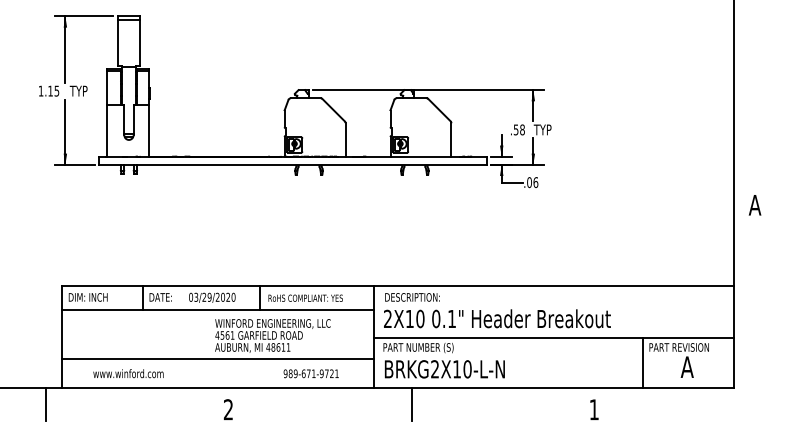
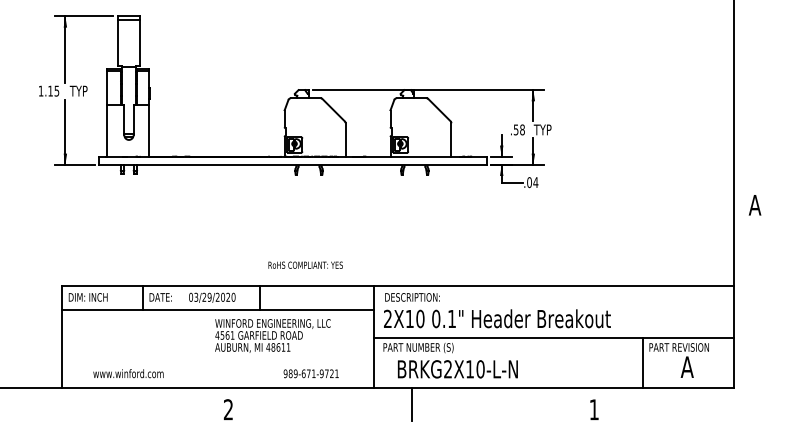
text: .06 -> .04 (535, 182)
text position: (305, 297) -> (305, 264) (305, 264)
line: present -> none (217, 358)
text position: (444, 369) -> (457, 369) (457, 369)
line: present -> none (45, 404)
